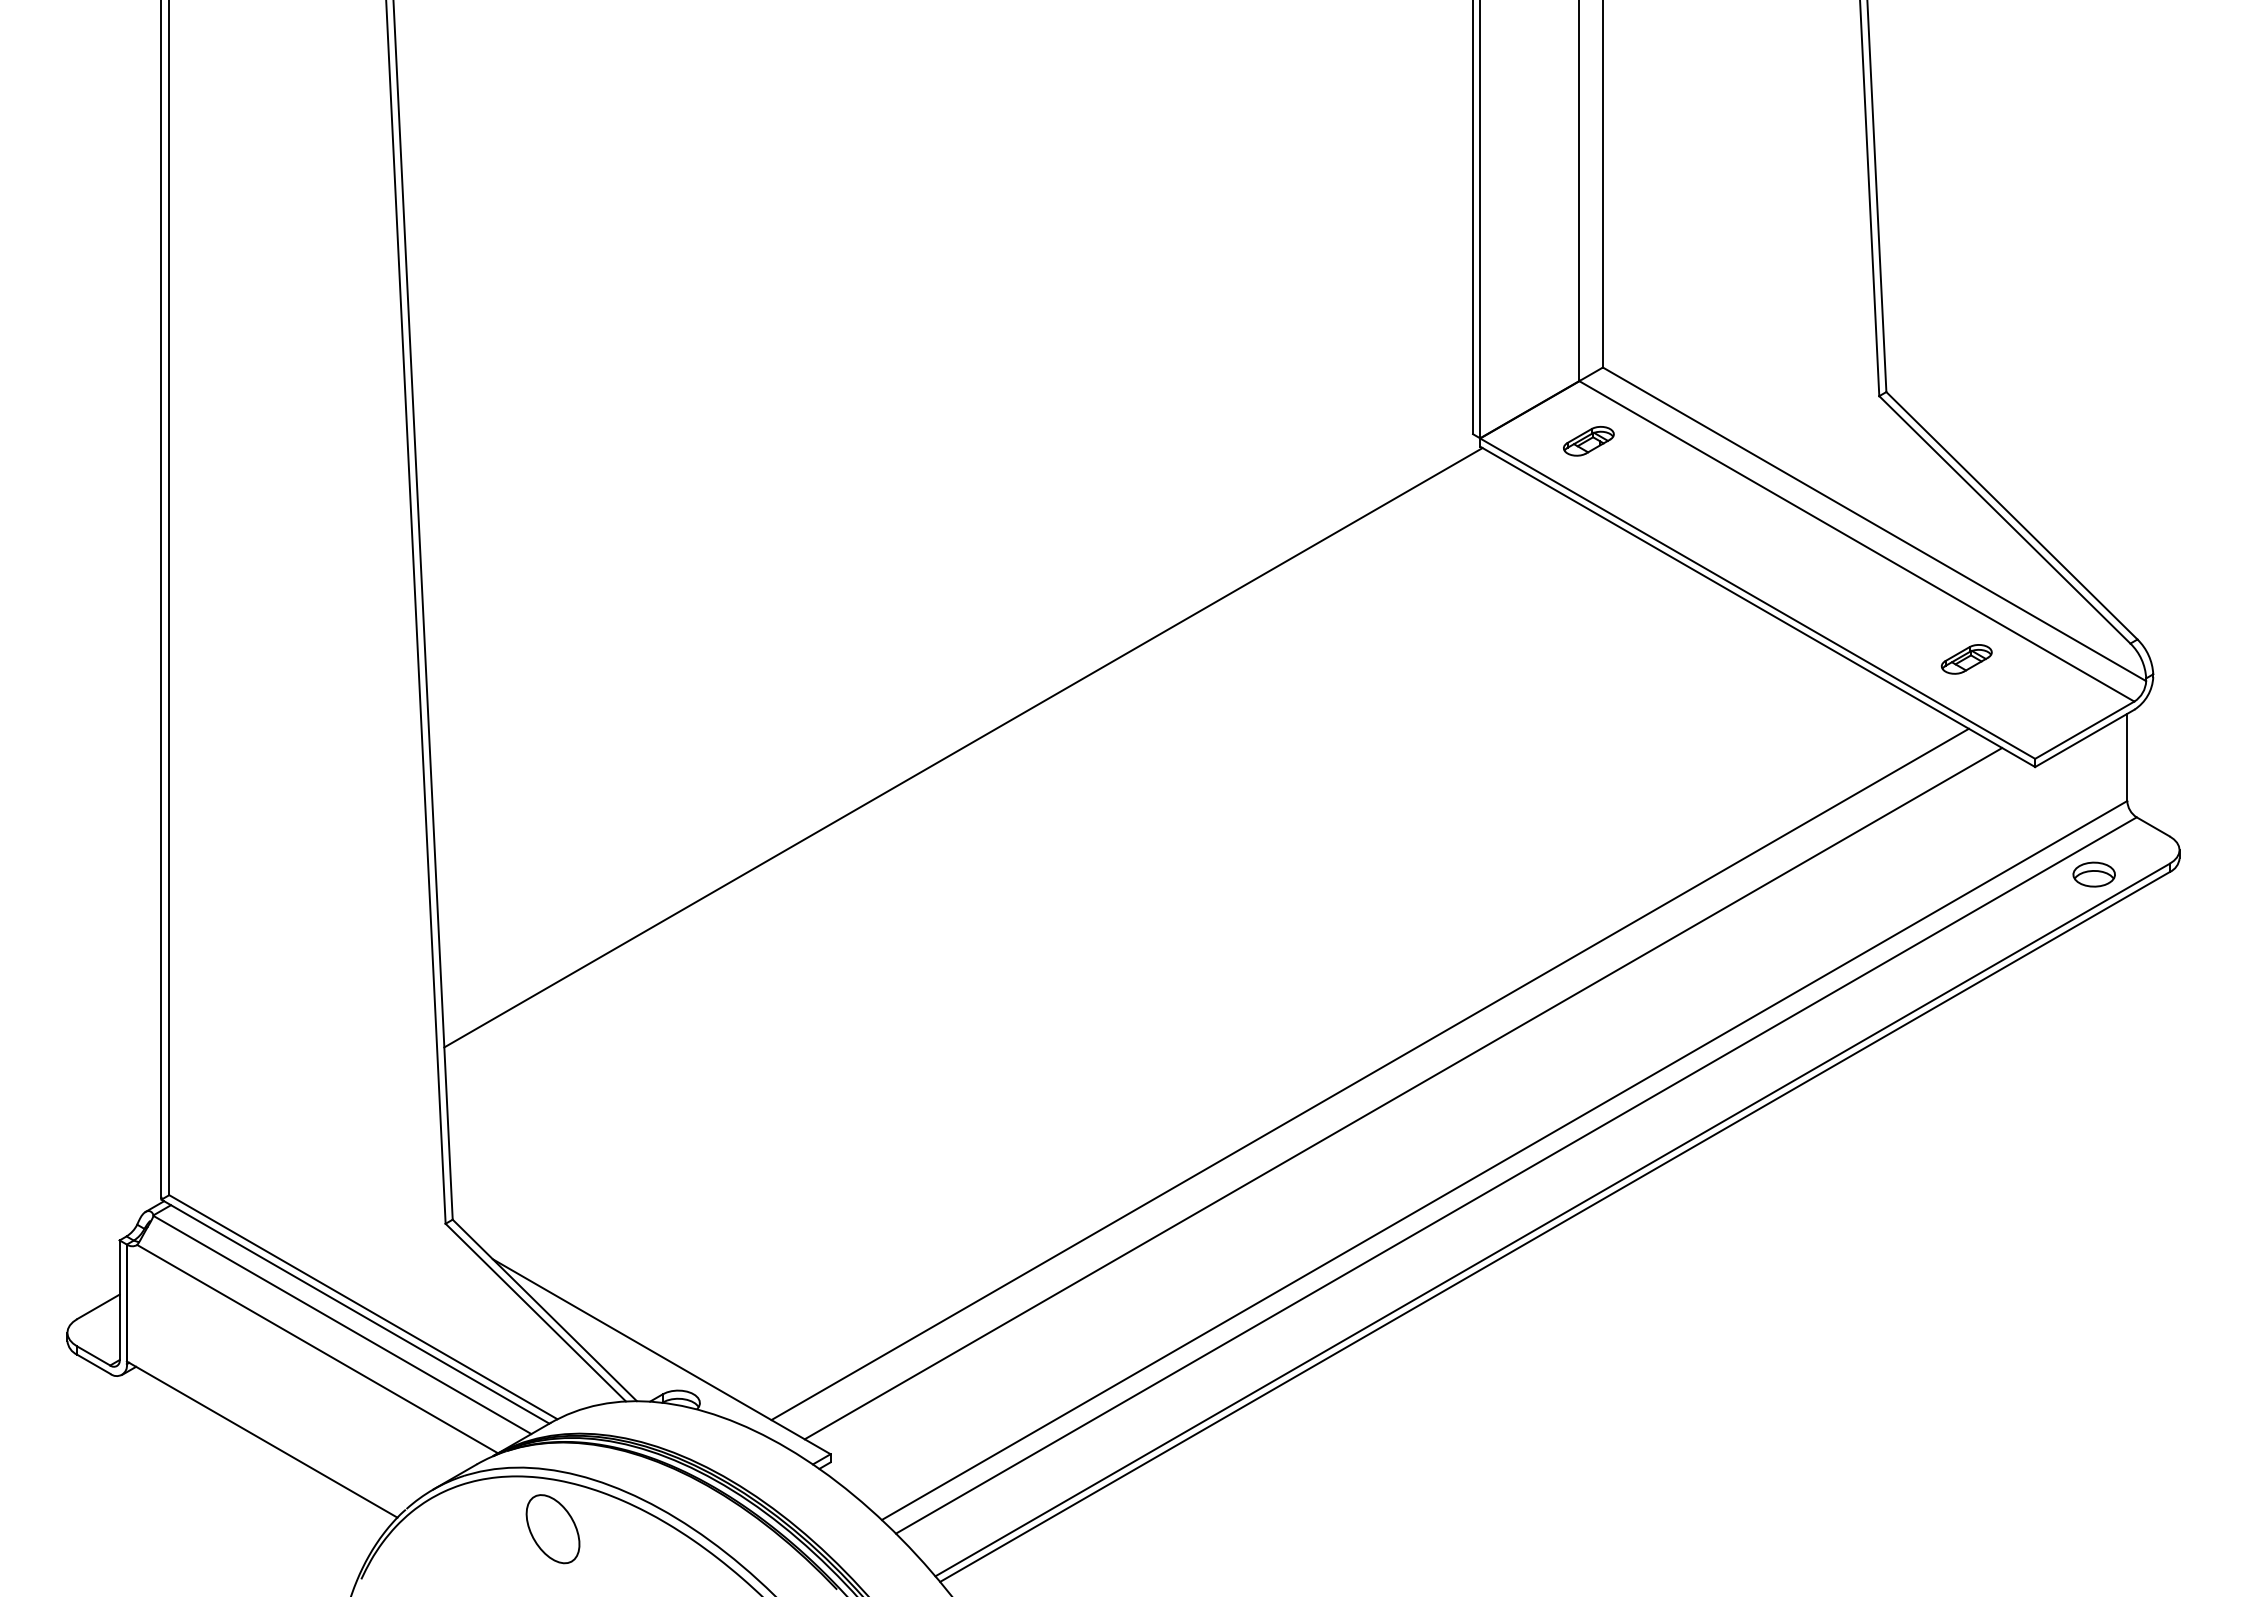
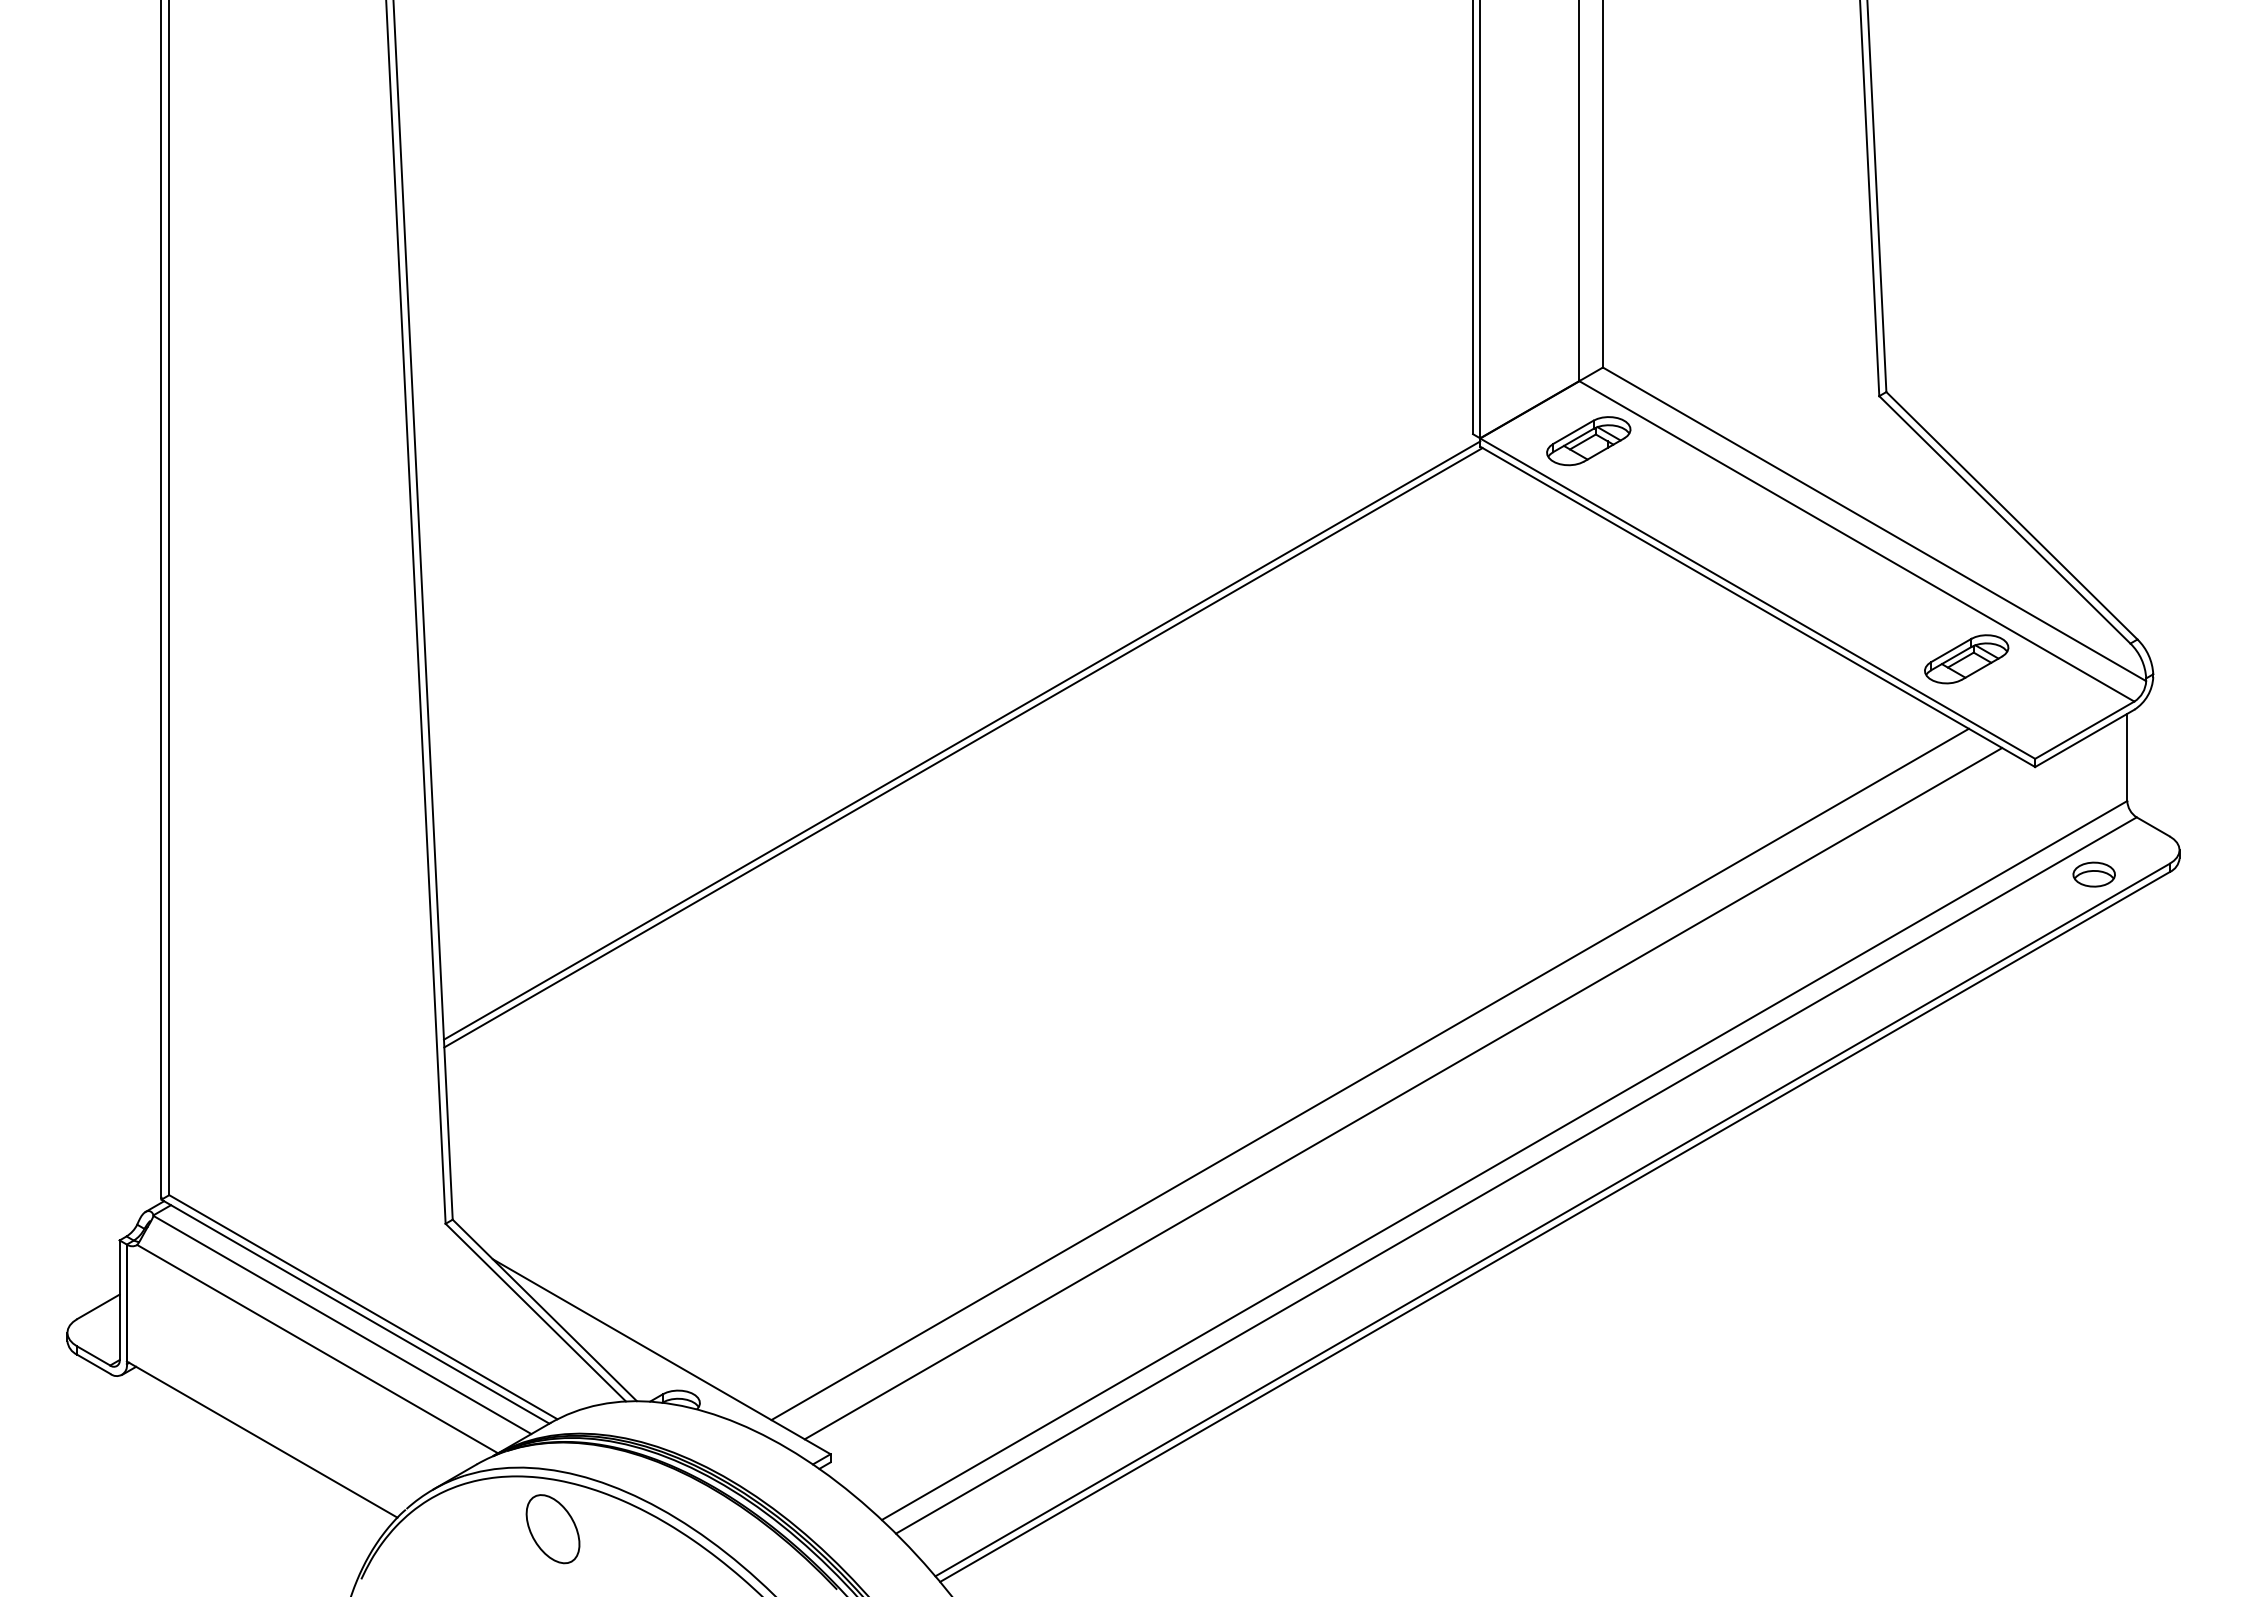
part size: 52x31 px -> 86x51 px (1588, 441)
part size: 53x31 px -> 86x51 px (1966, 659)
line: none -> present (961, 740)
